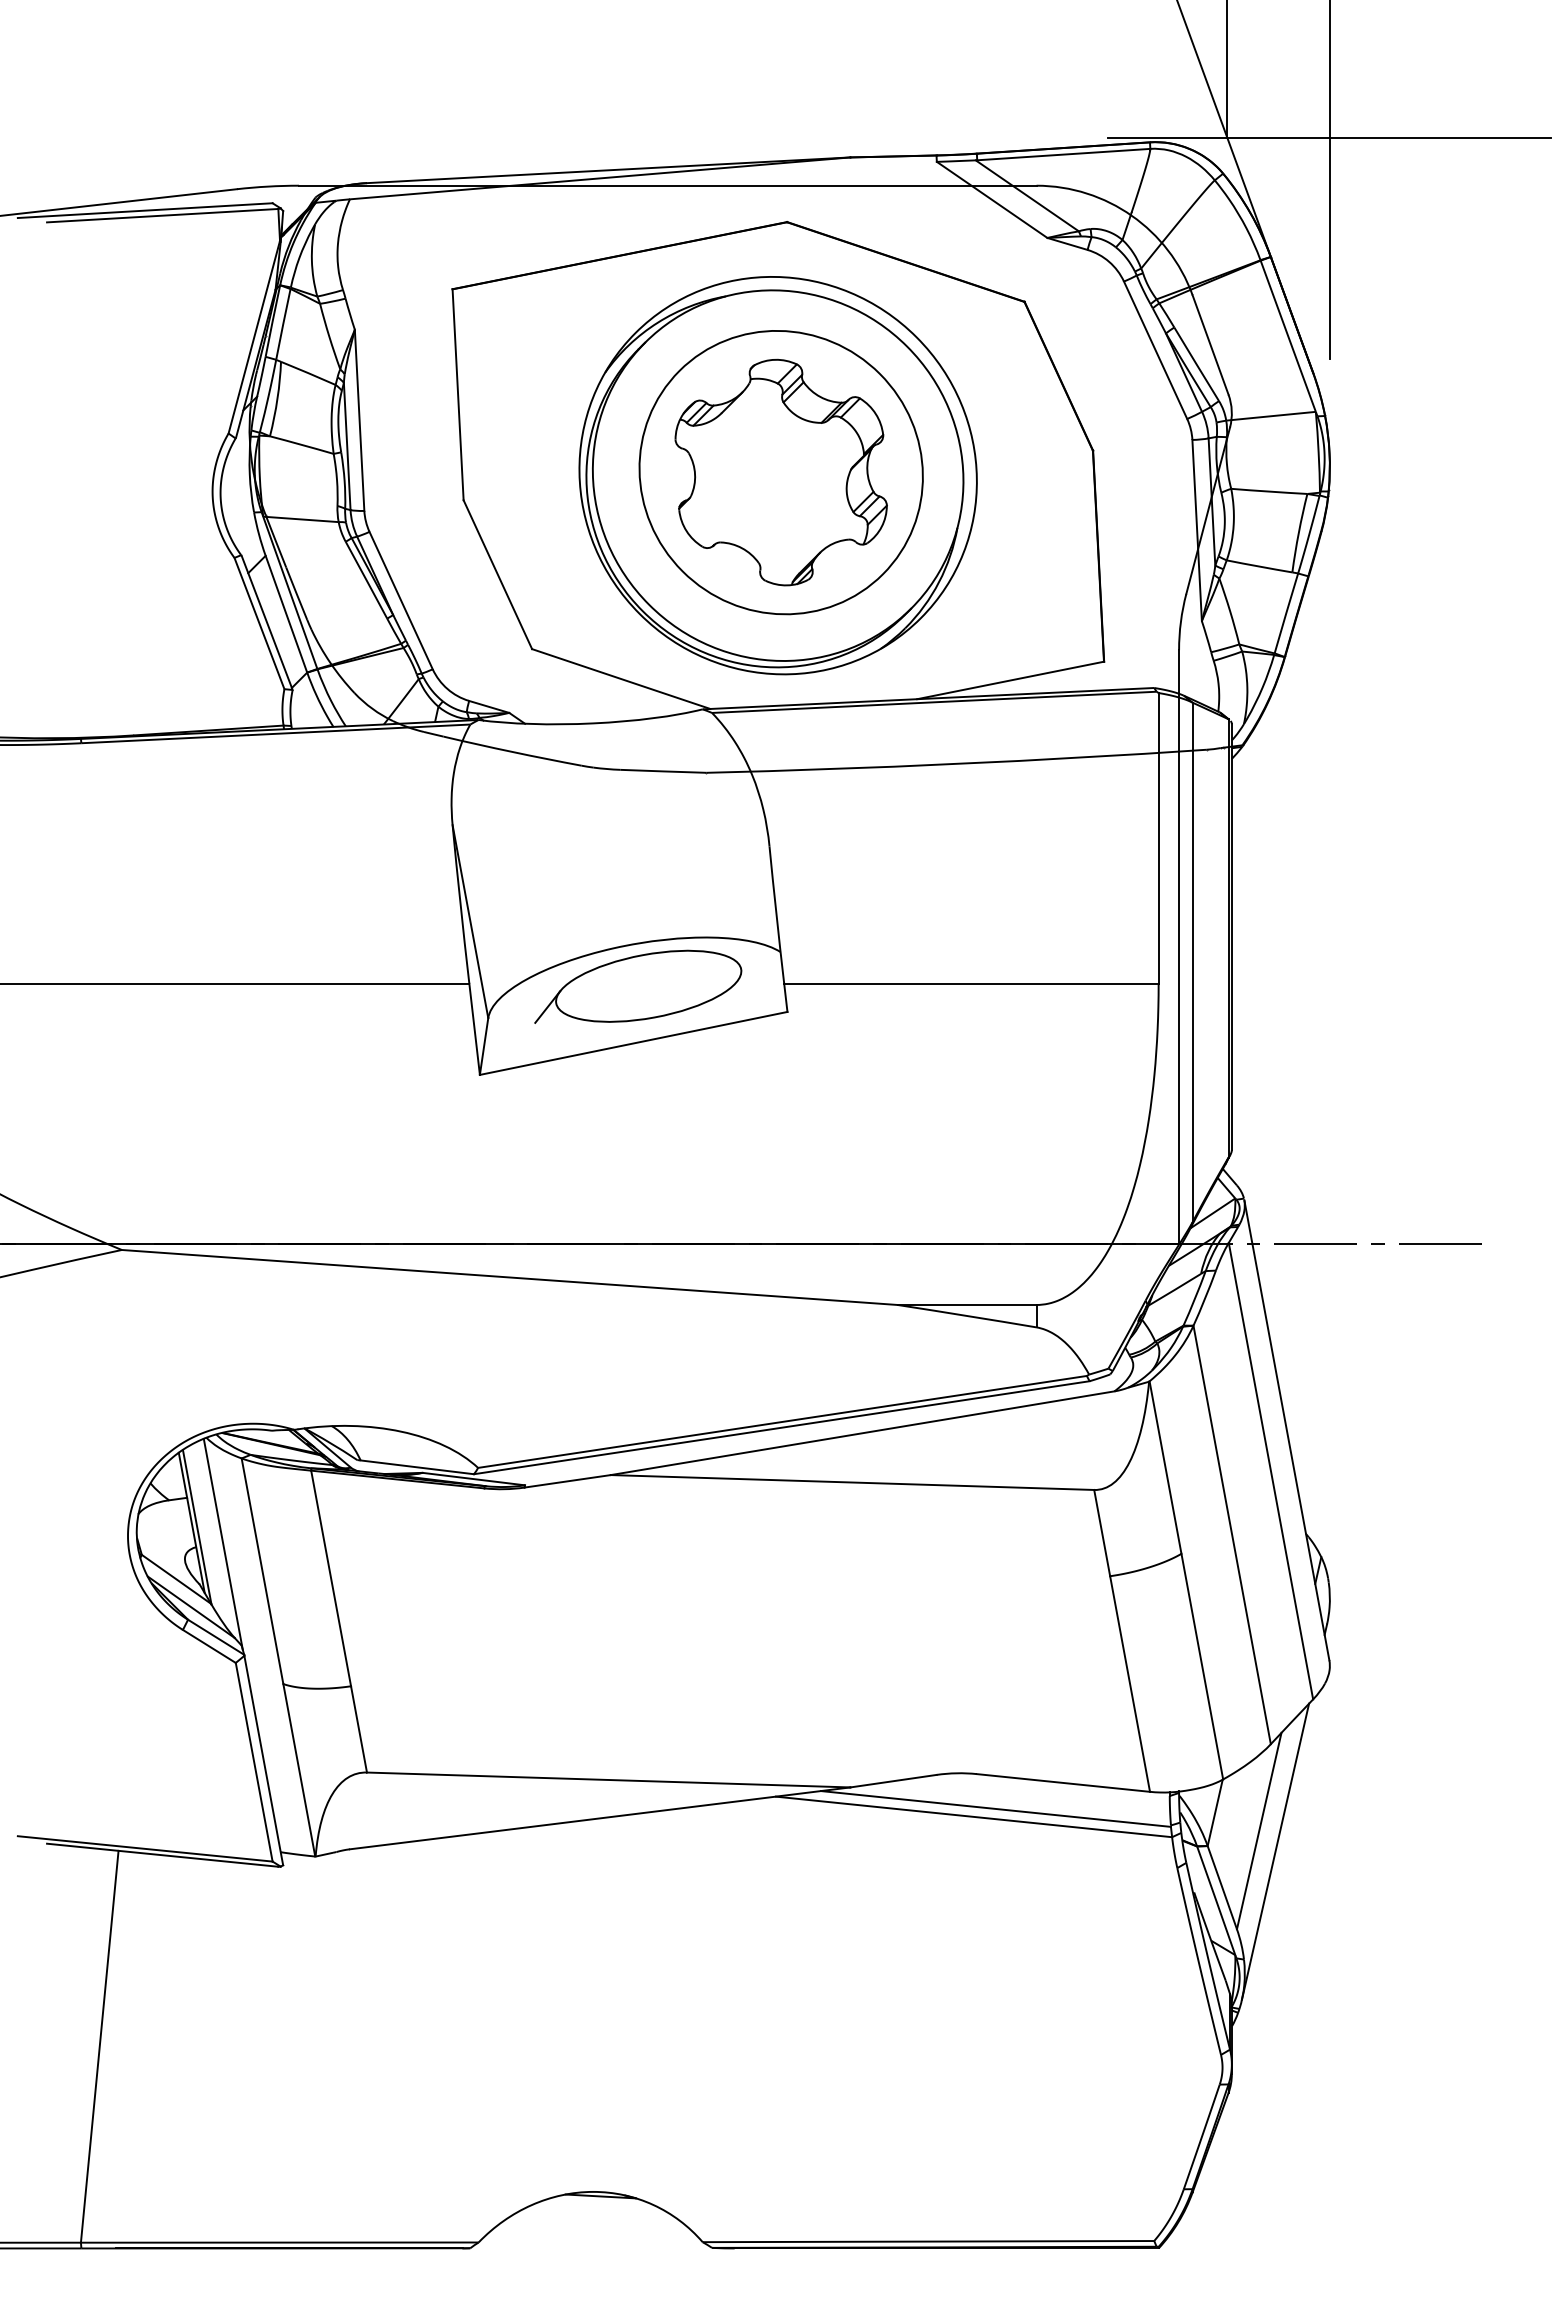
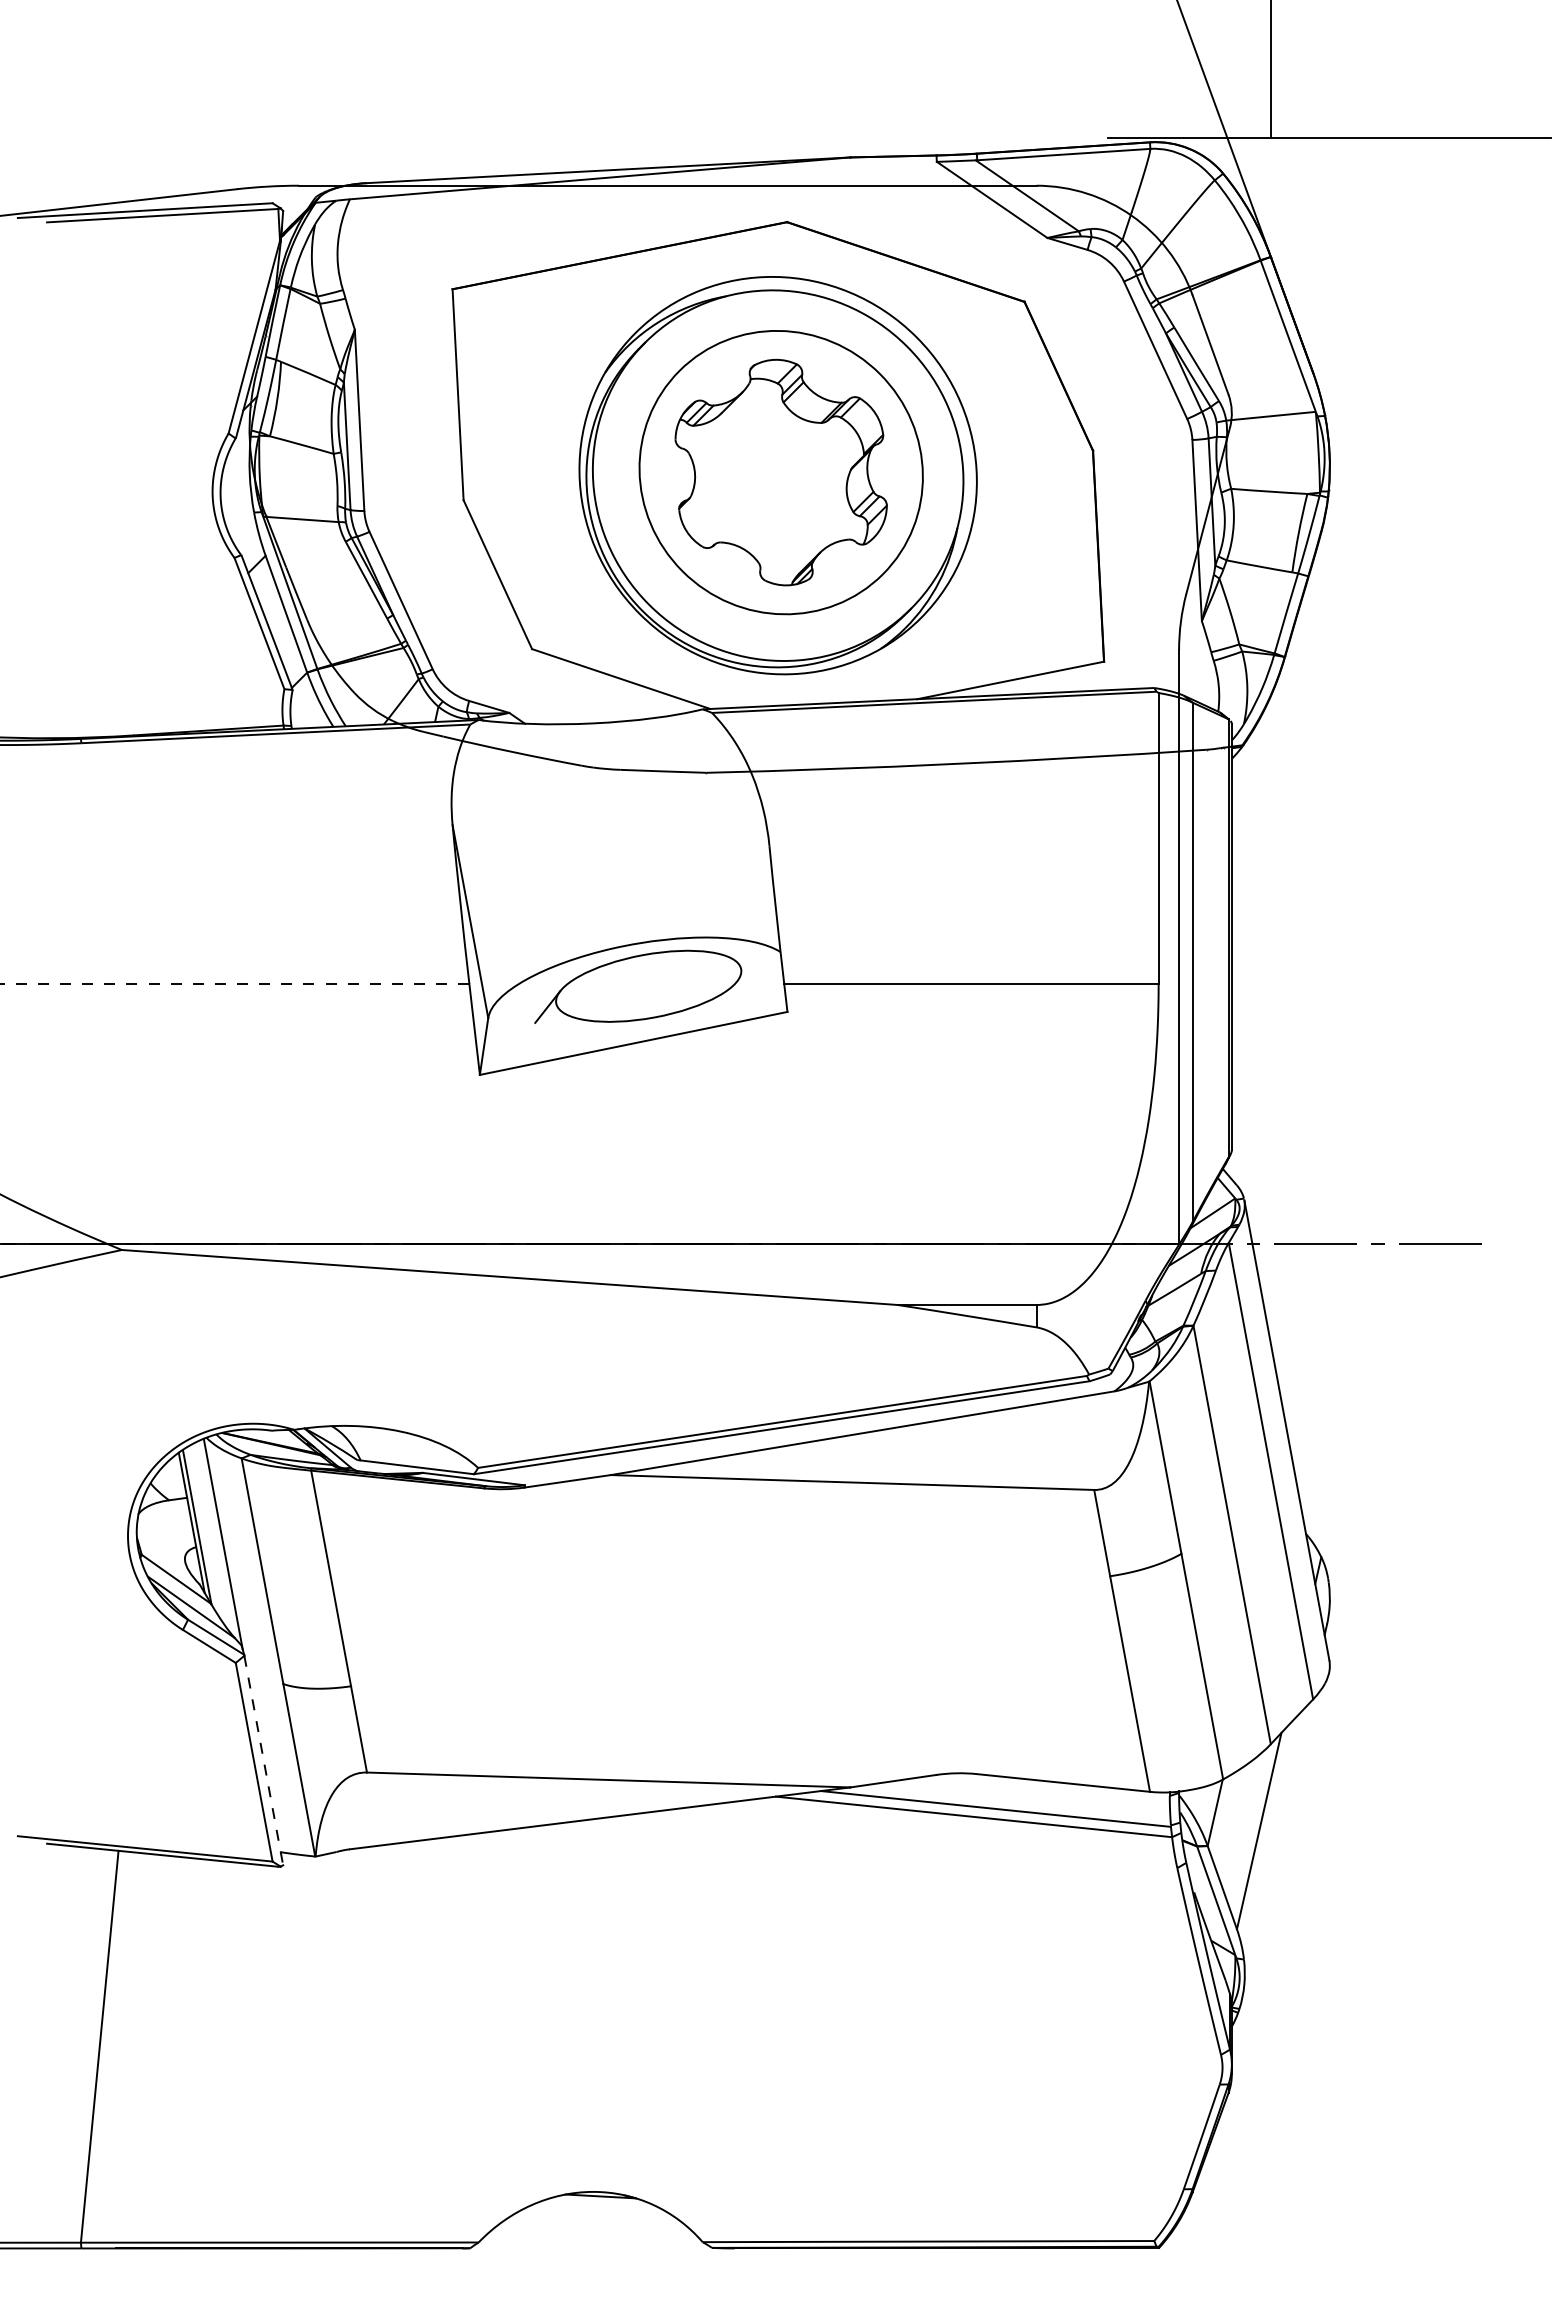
line position: (1227, 69) -> (1271, 69) (1271, 69)
line: present -> none (1329, 180)
line: solid -> dashed (234, 983)
line: solid -> dashed (263, 1760)
line: present -> none (1275, 1851)
